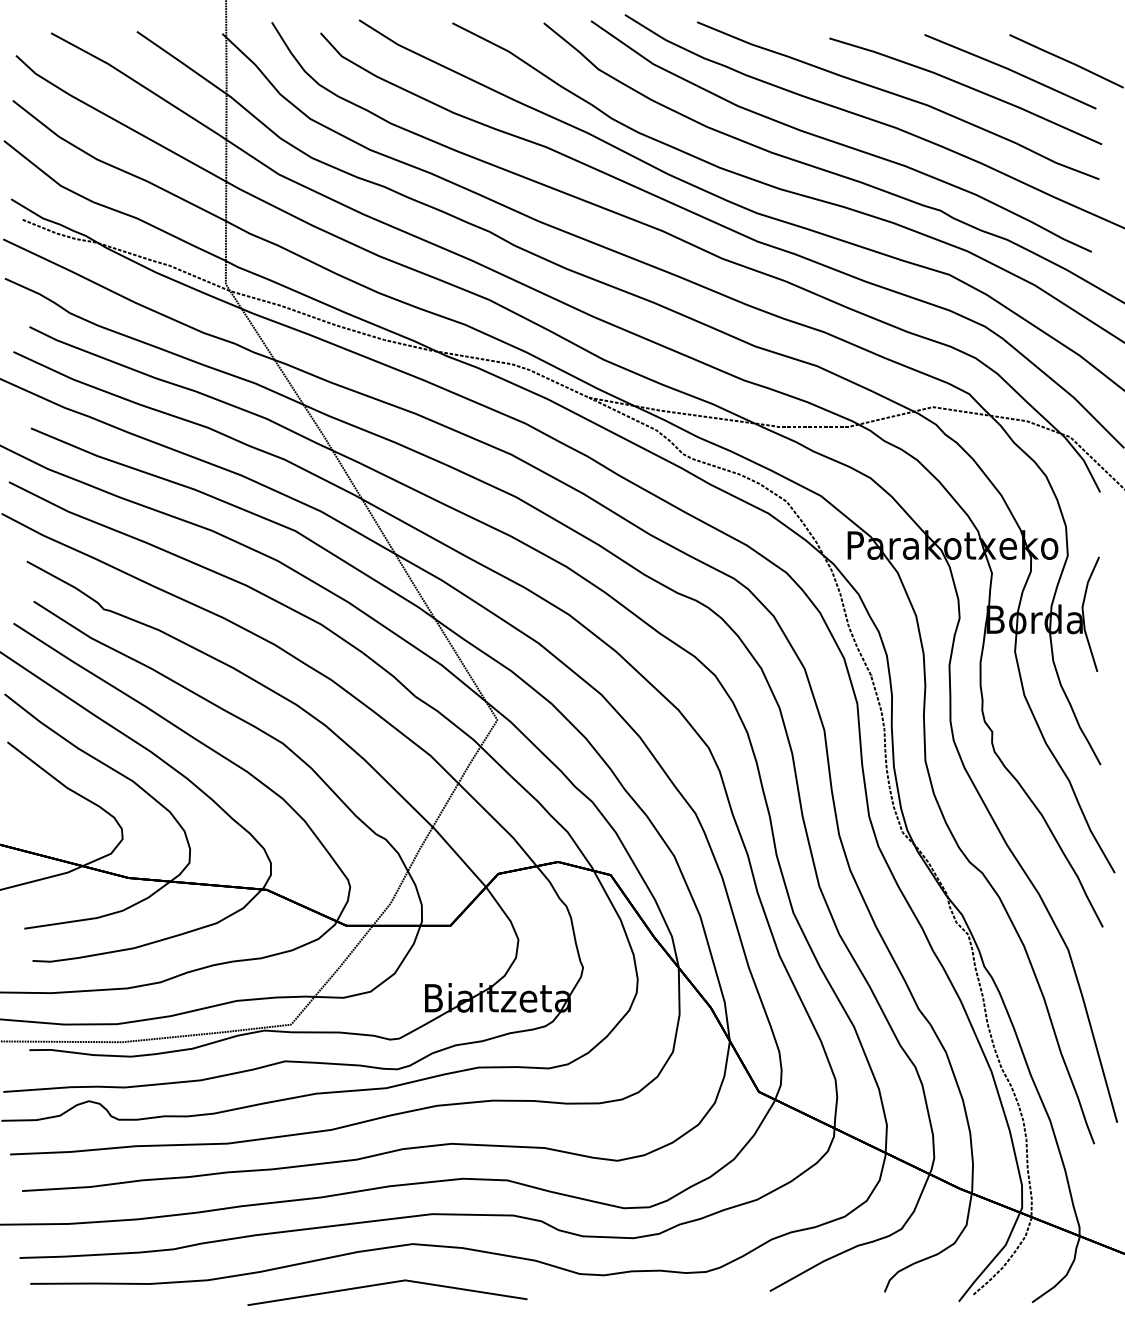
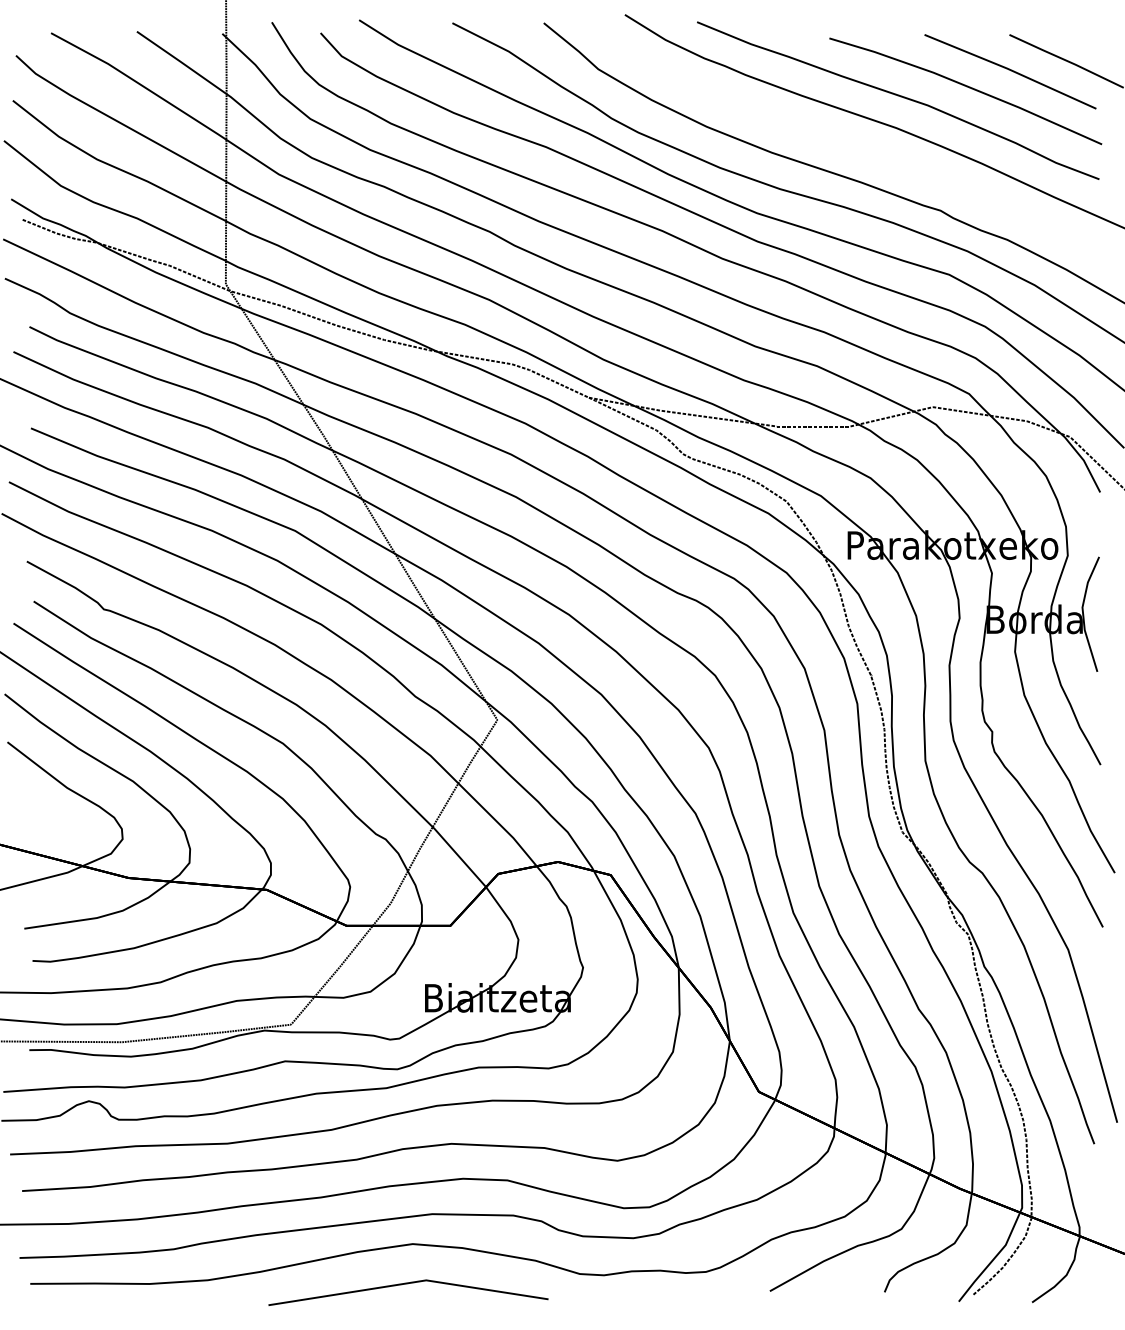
part: present -> none (839, 142)
line position: (387, 1284) -> (408, 1284) (408, 1284)
